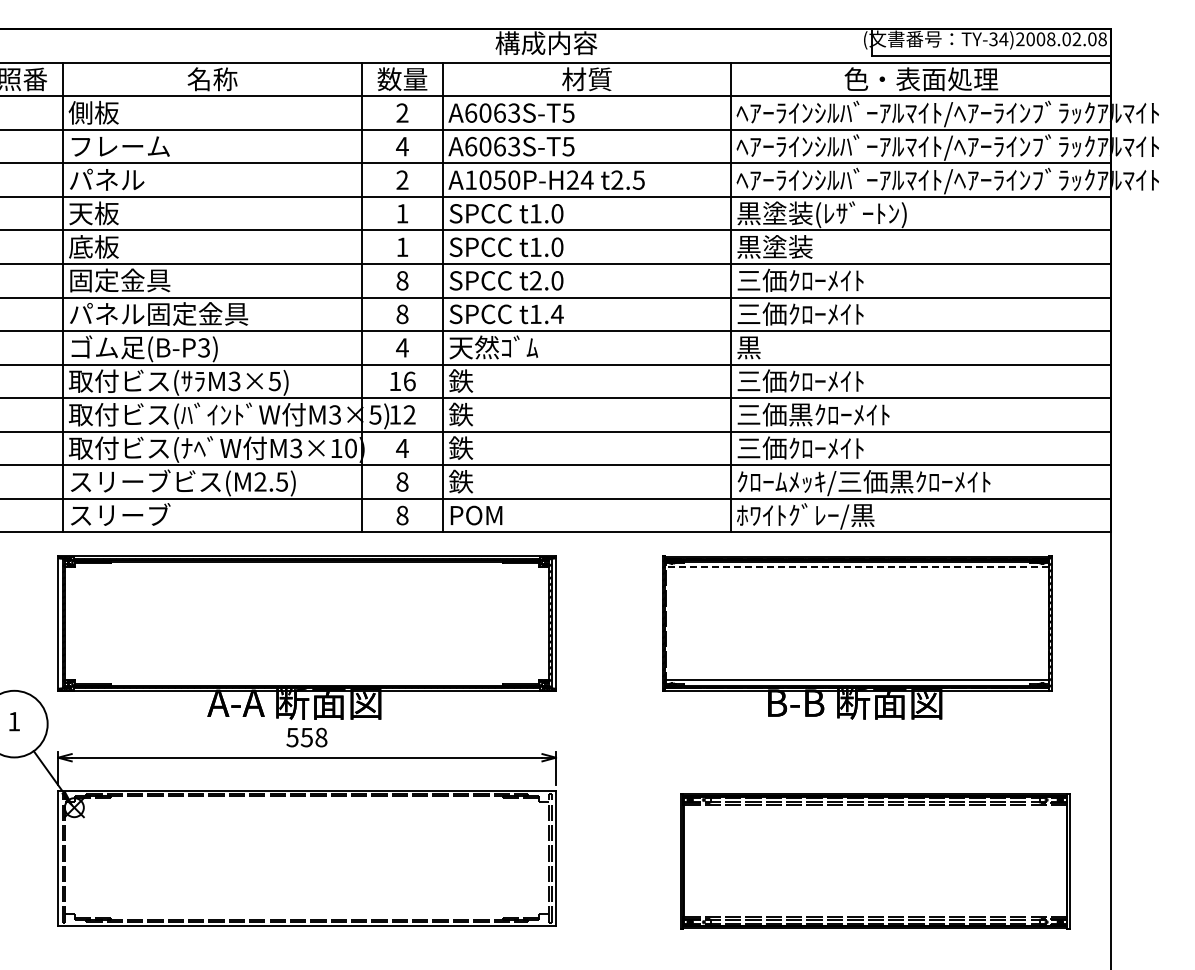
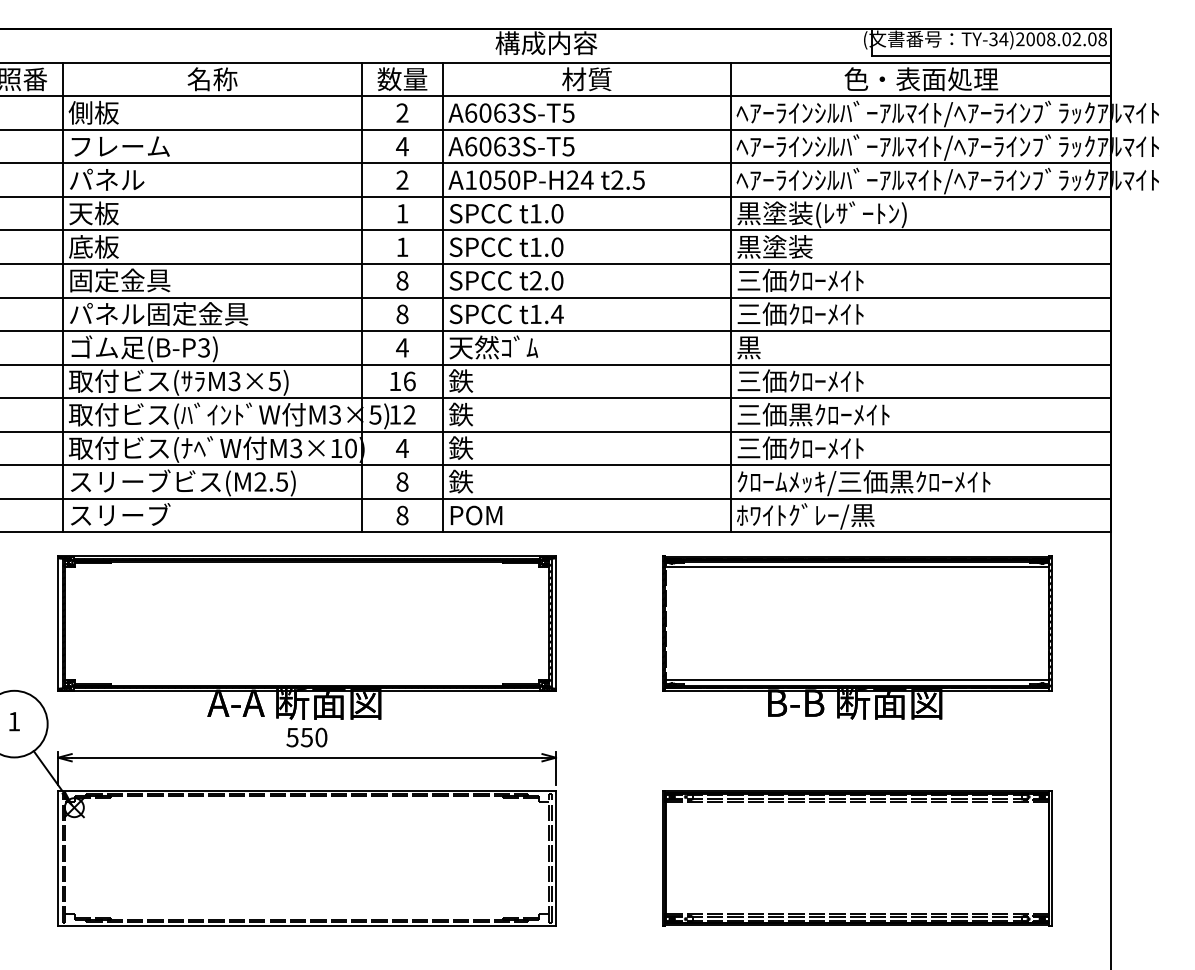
line: dashed -> solid (857, 567)
text: 558 -> 550 (321, 737)
part position: (875, 861) -> (857, 858) (857, 858)
